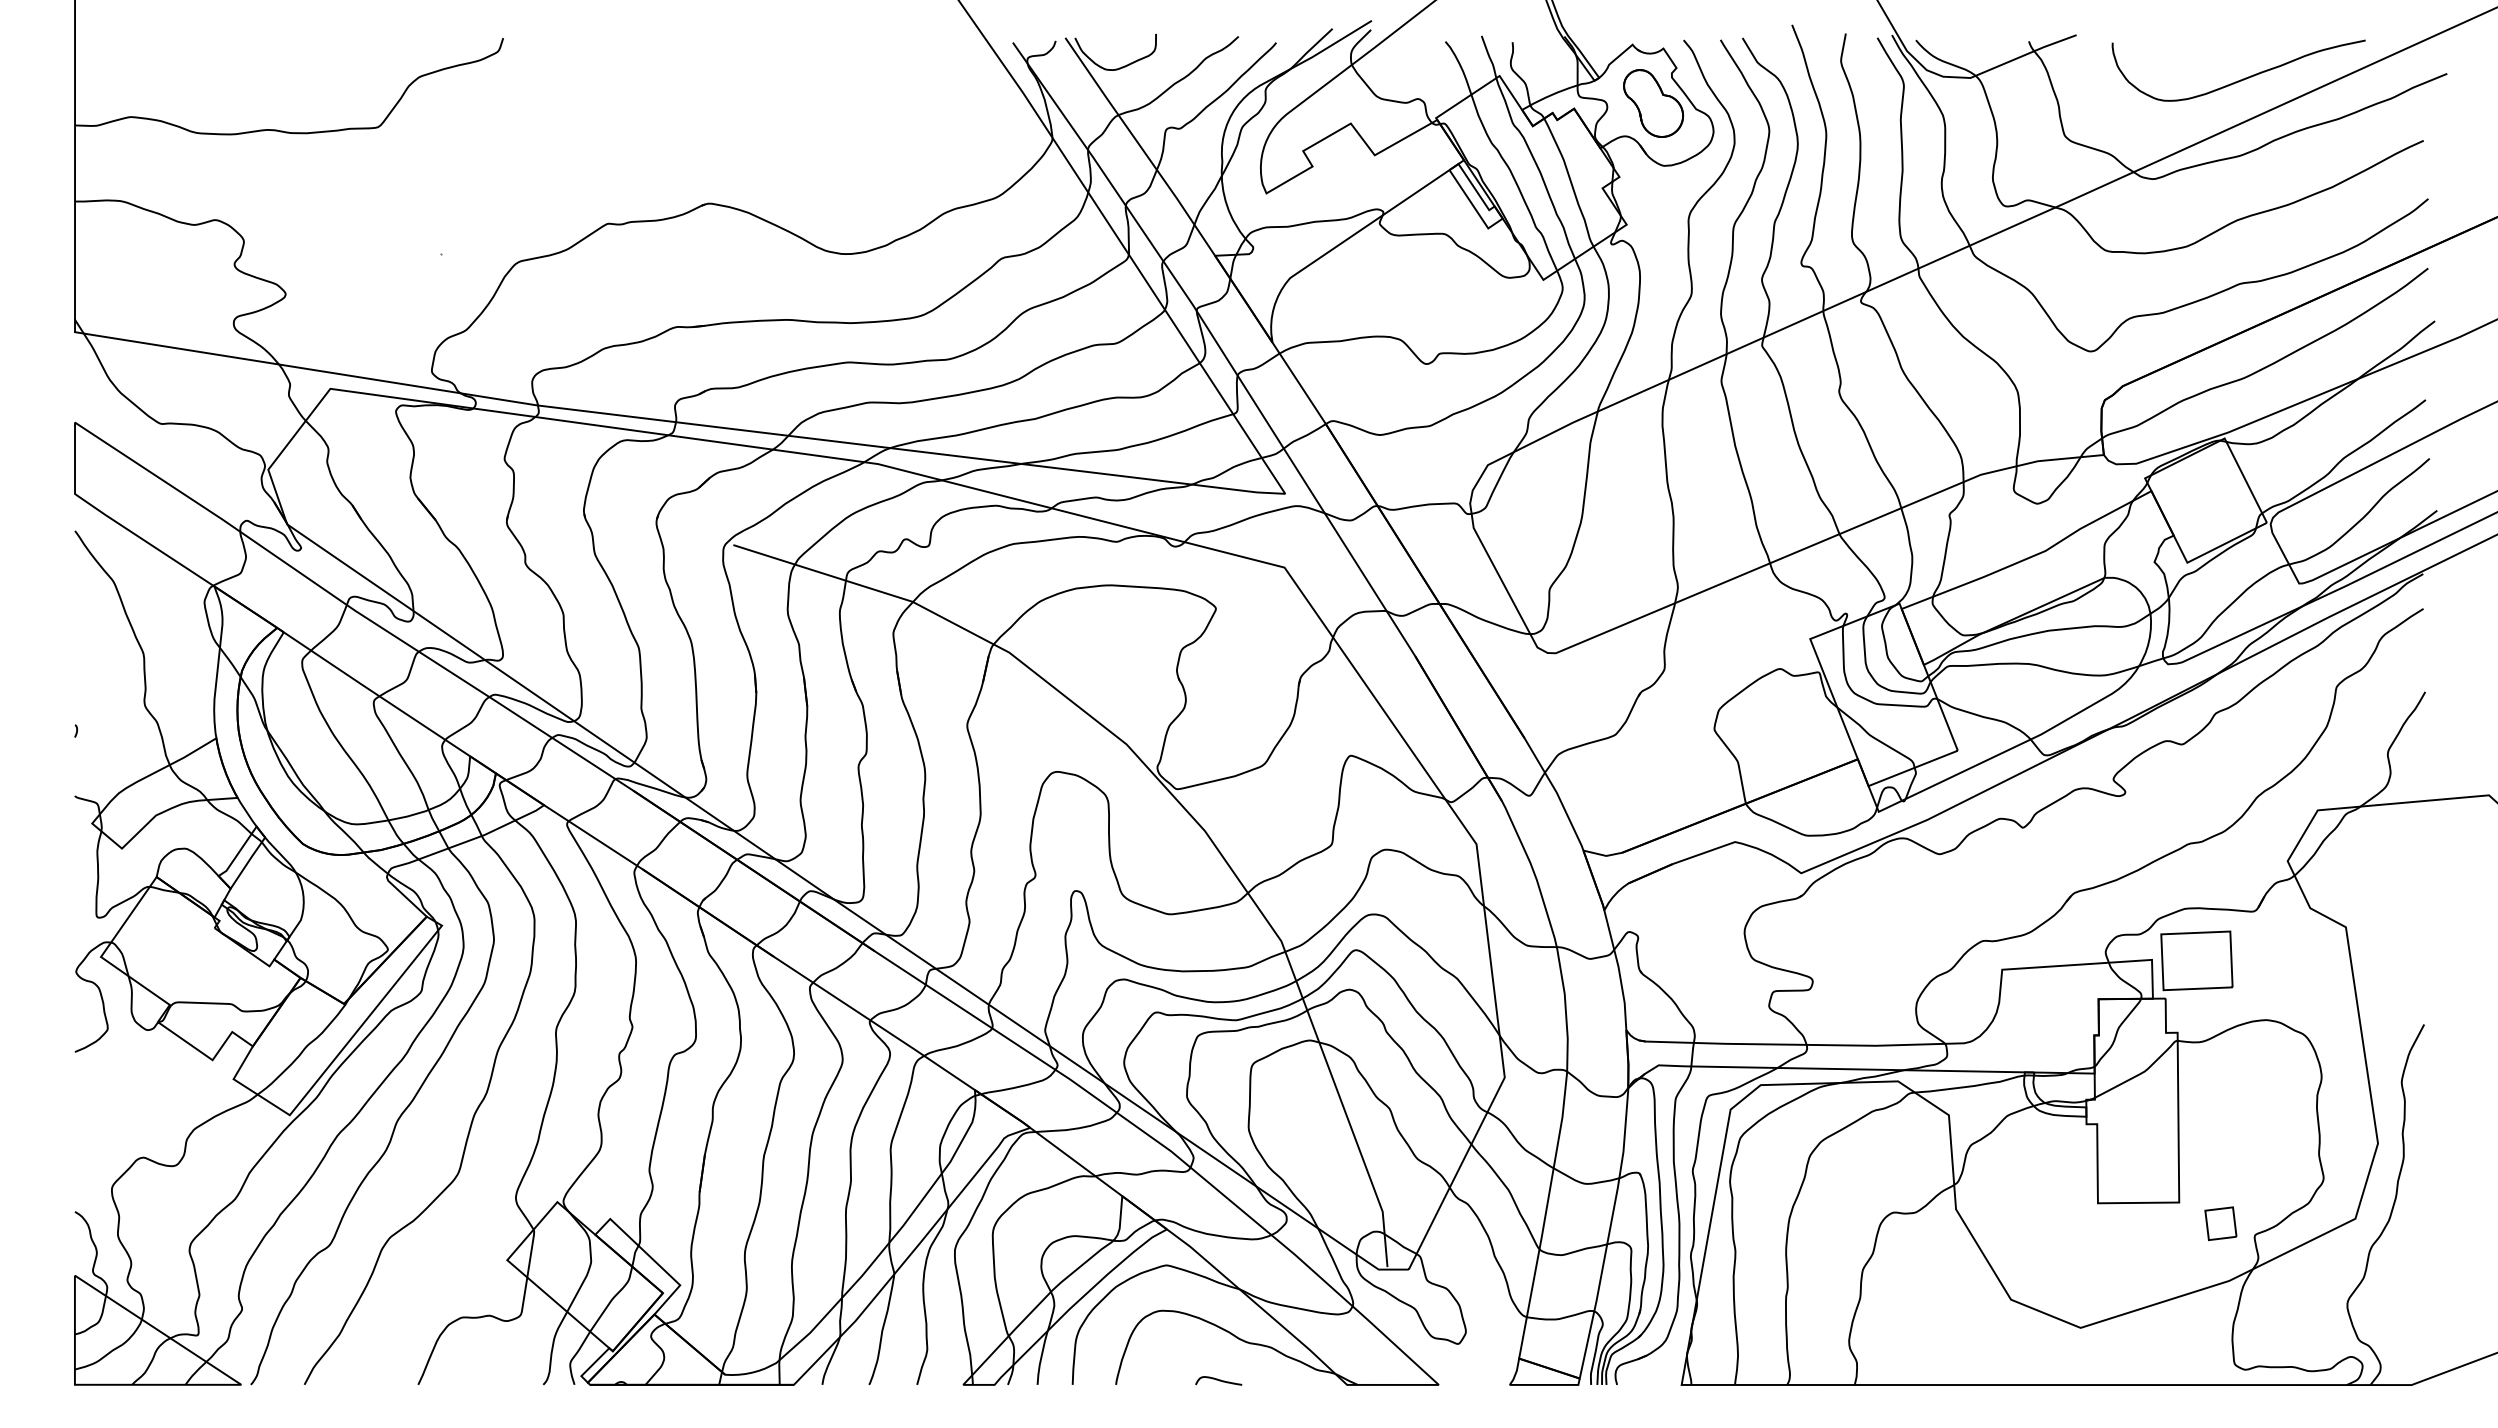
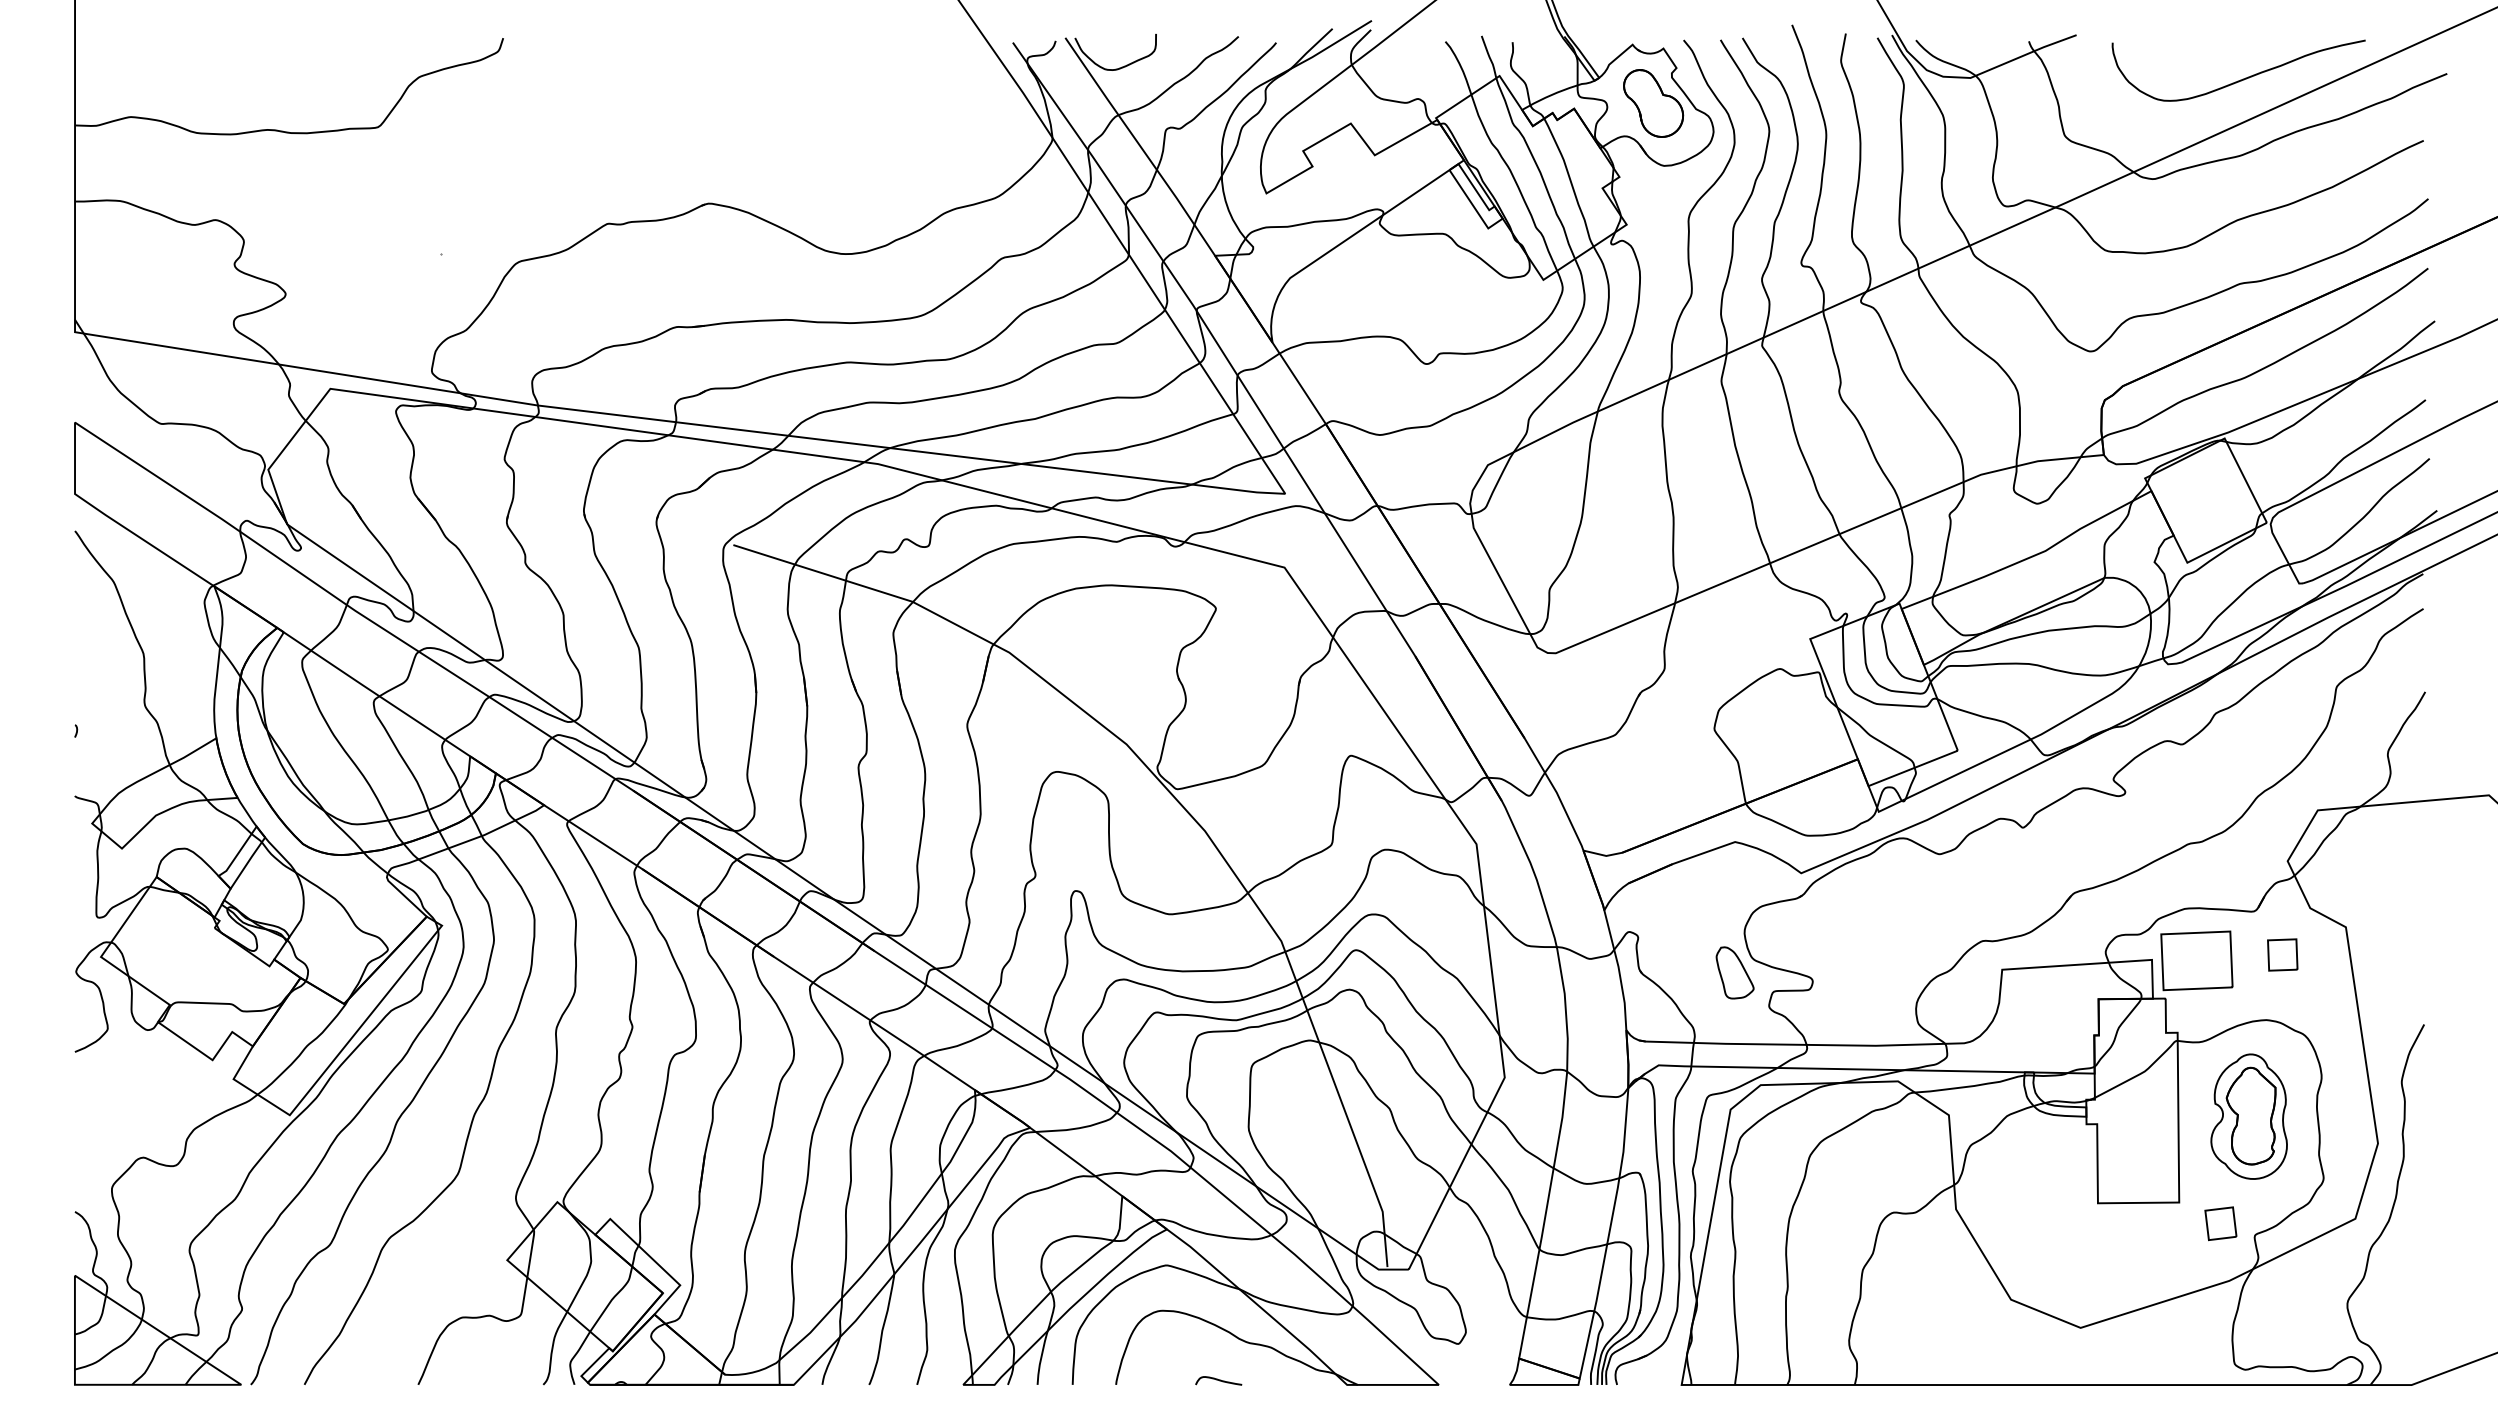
part: none -> present (2282, 954)
part: none -> present (1734, 972)
part: none -> present (2248, 1116)
